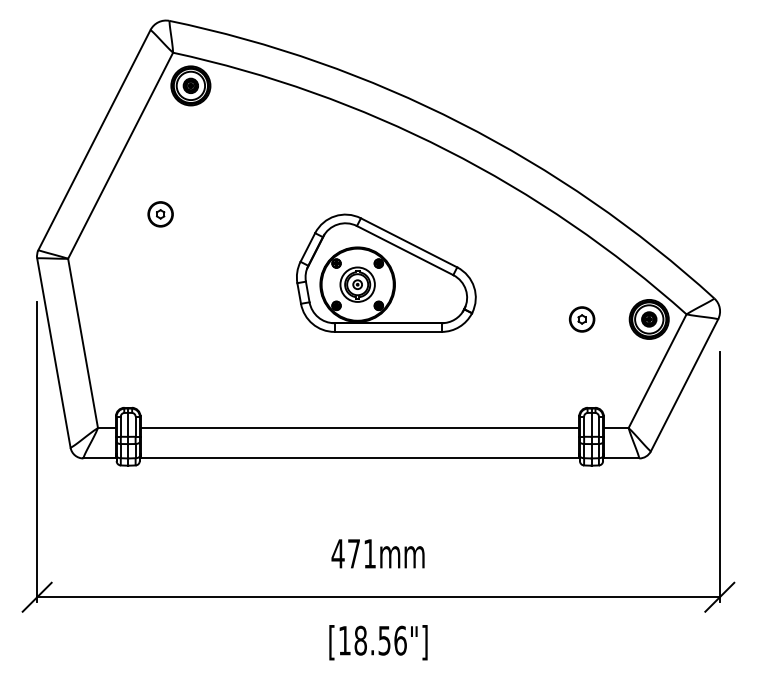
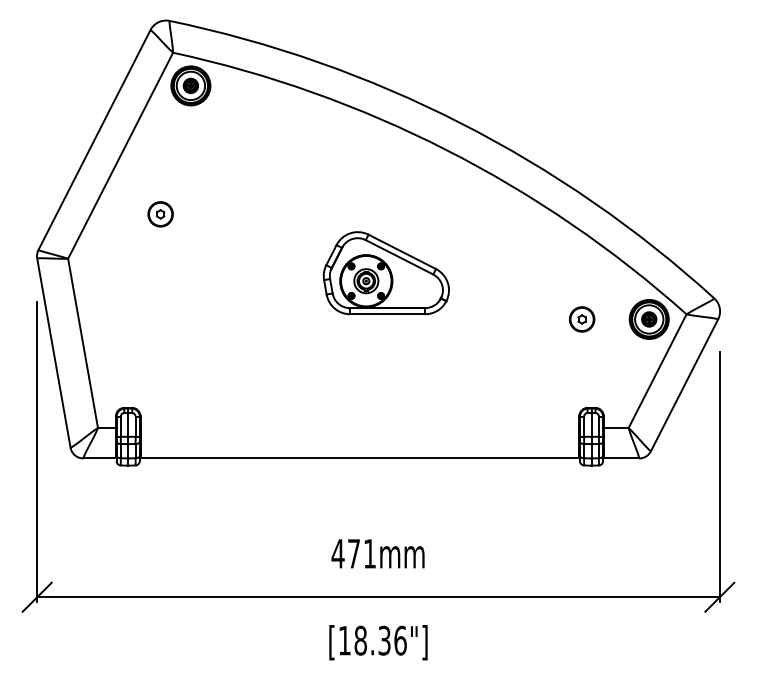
part size: 181x120 px -> 128x85 px (385, 273)
line: present -> none (359, 428)
text: [18.56"] -> [18.36"] (384, 639)
